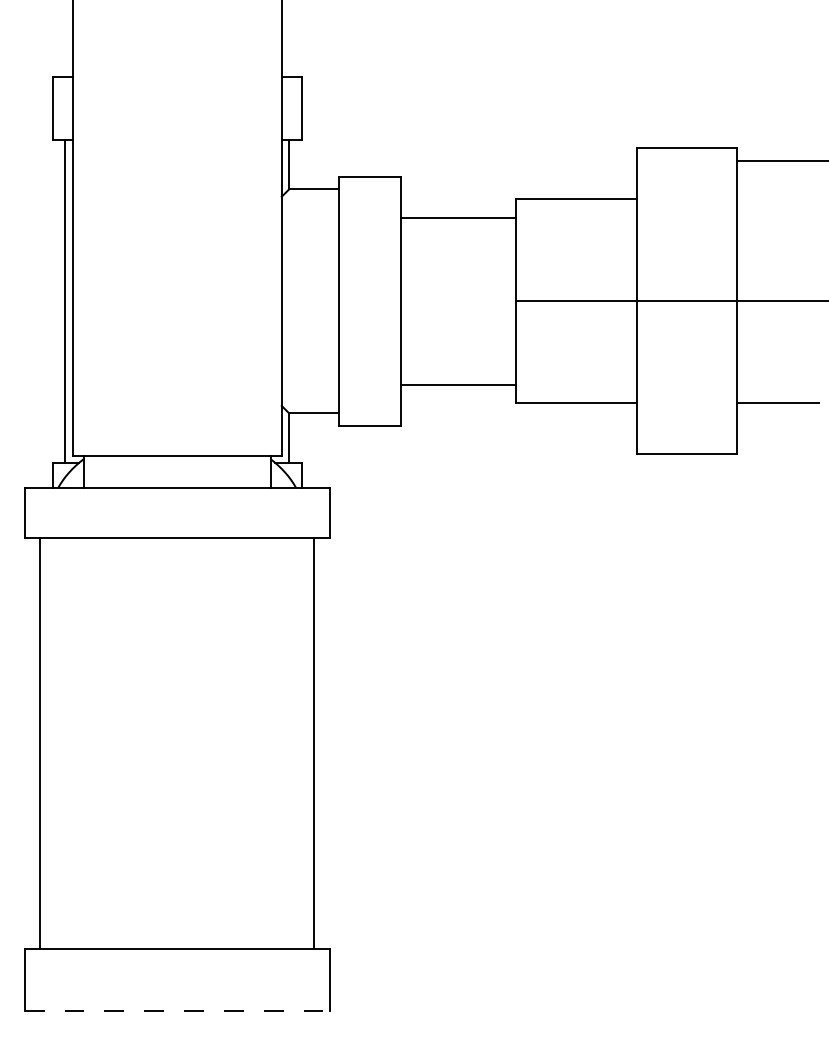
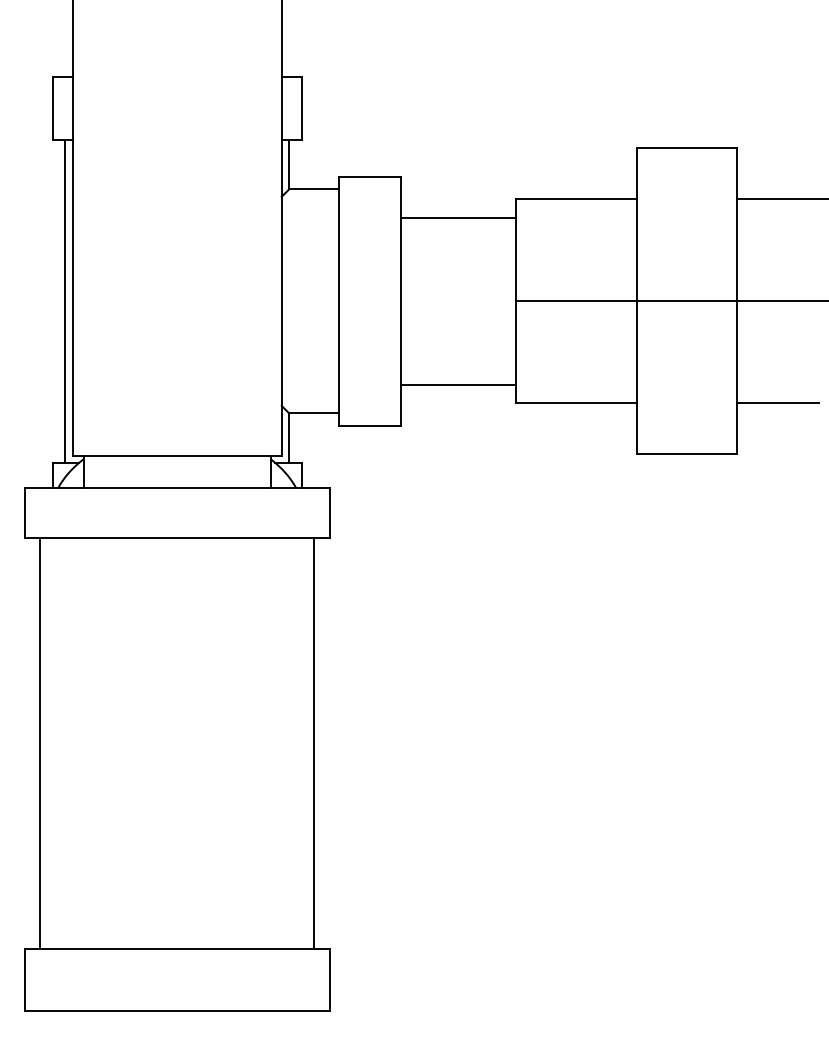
line position: (780, 161) -> (780, 199) (780, 199)
line: dashed -> solid (177, 1010)
